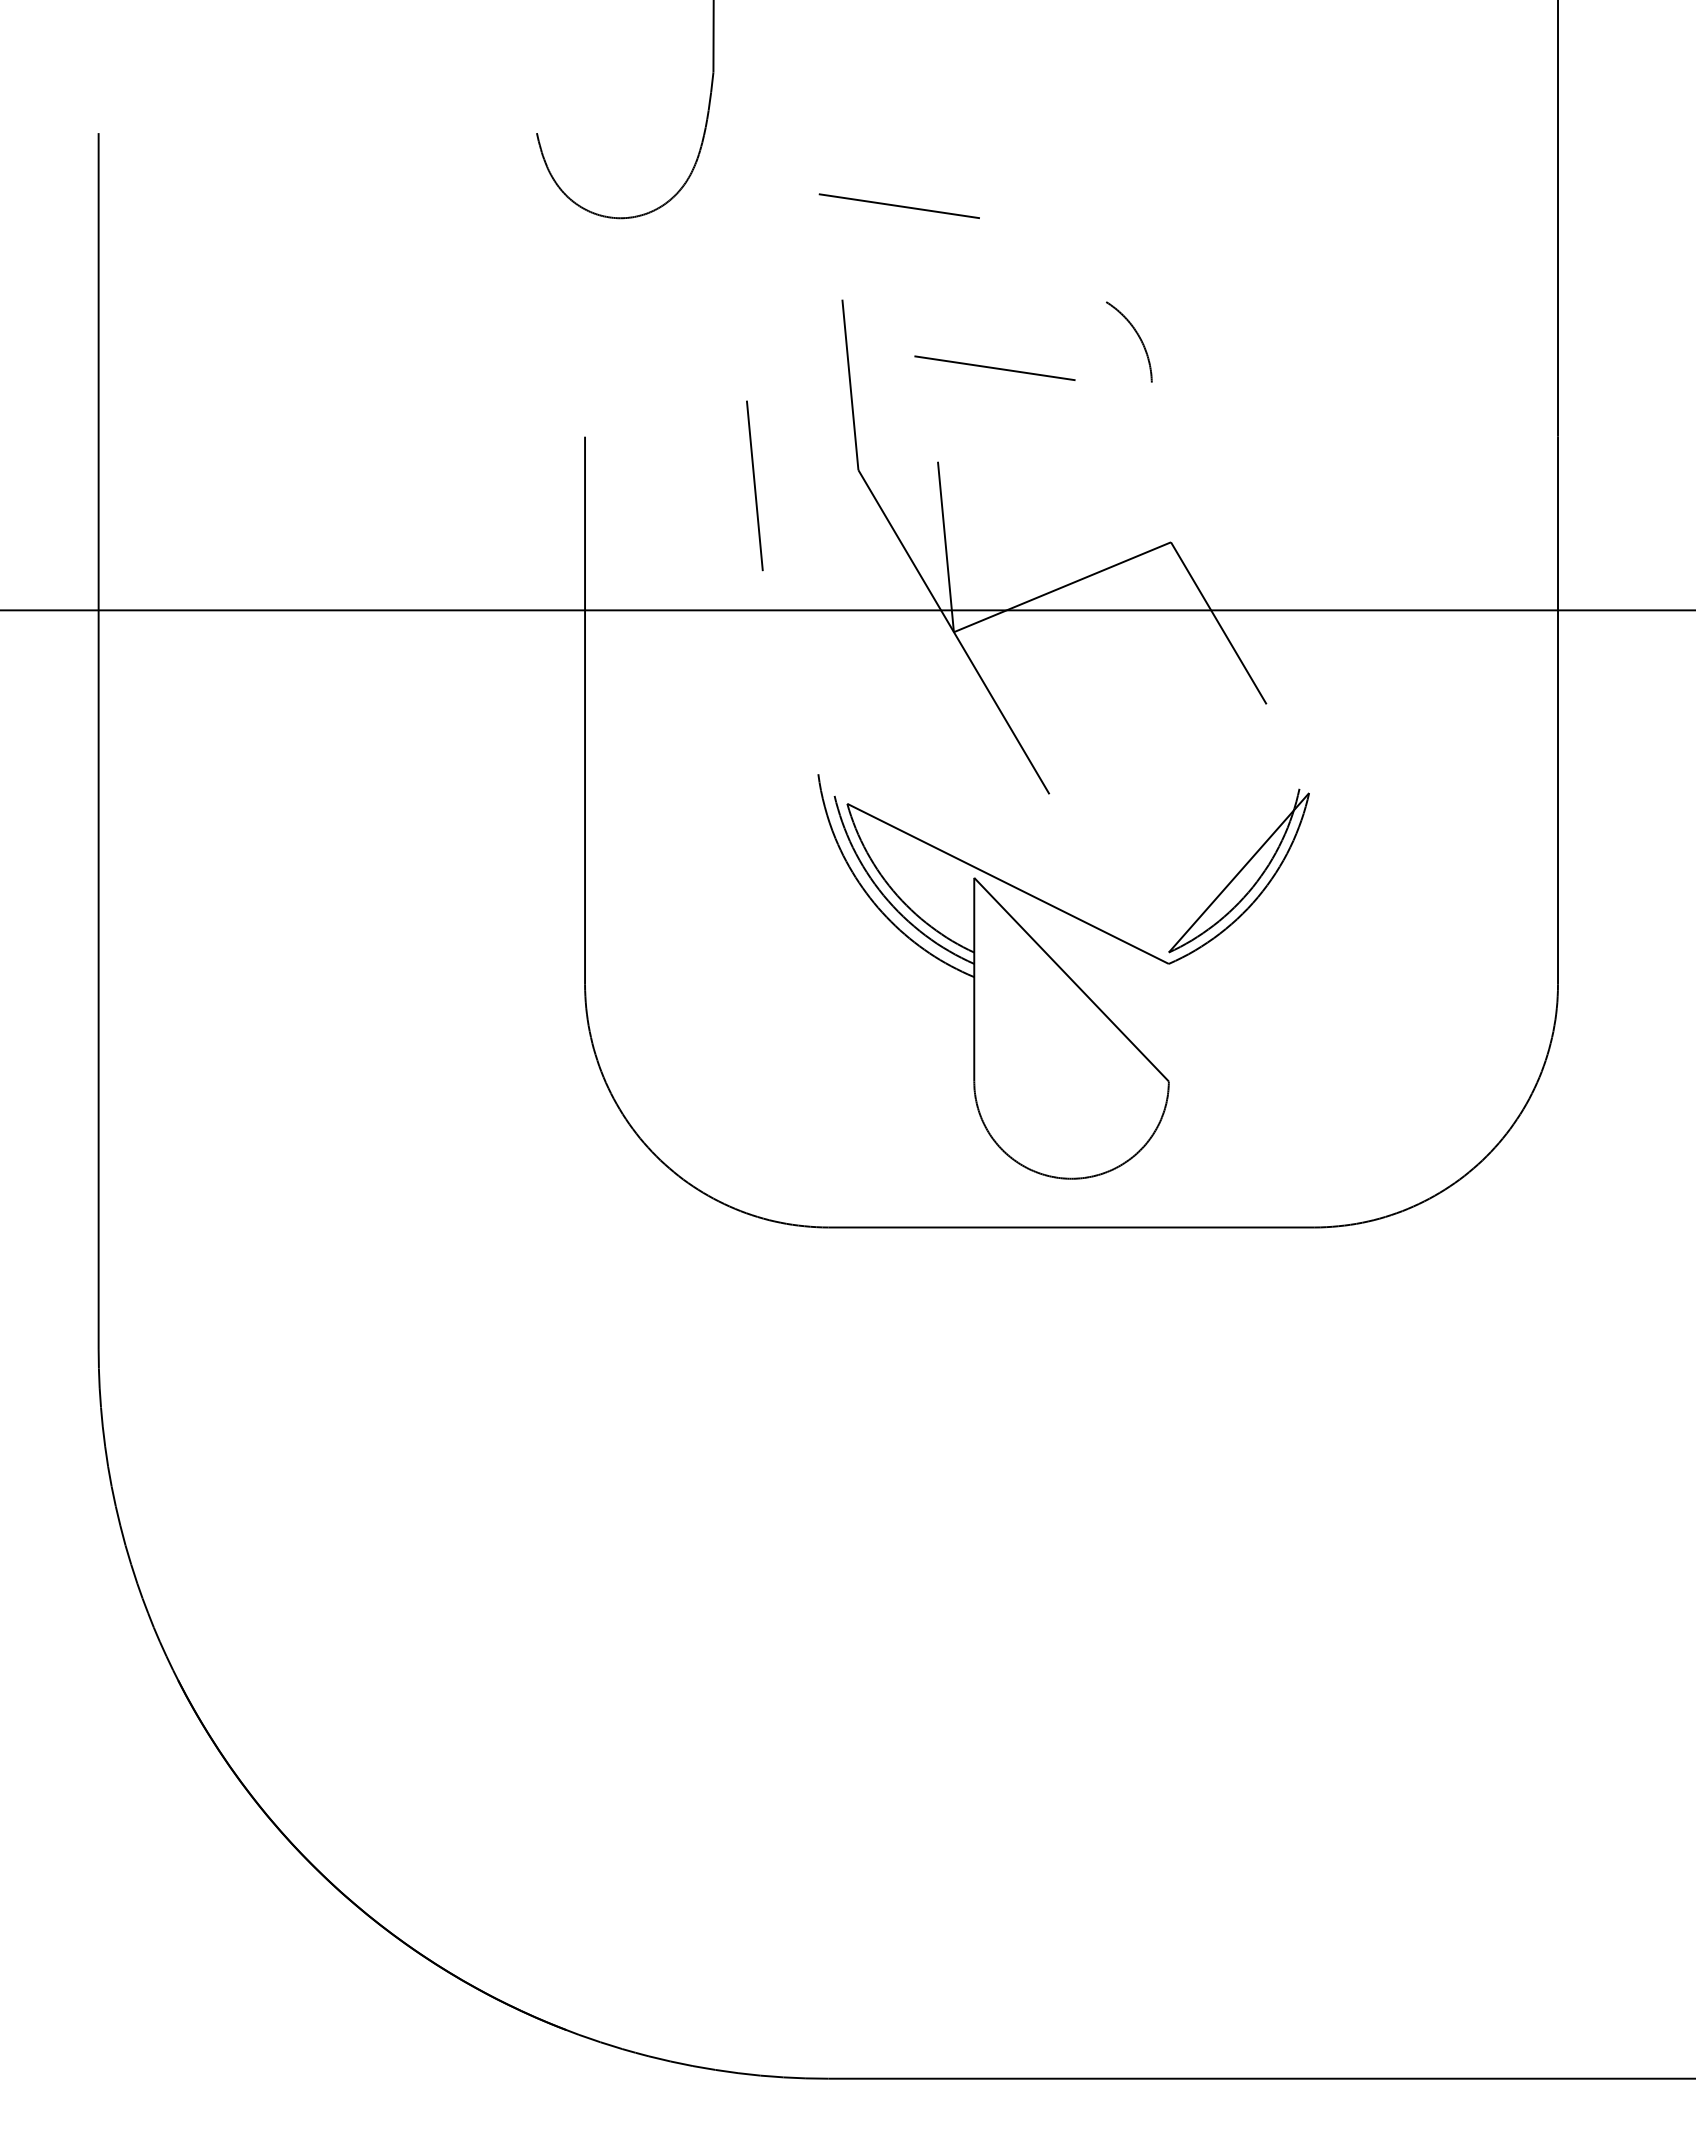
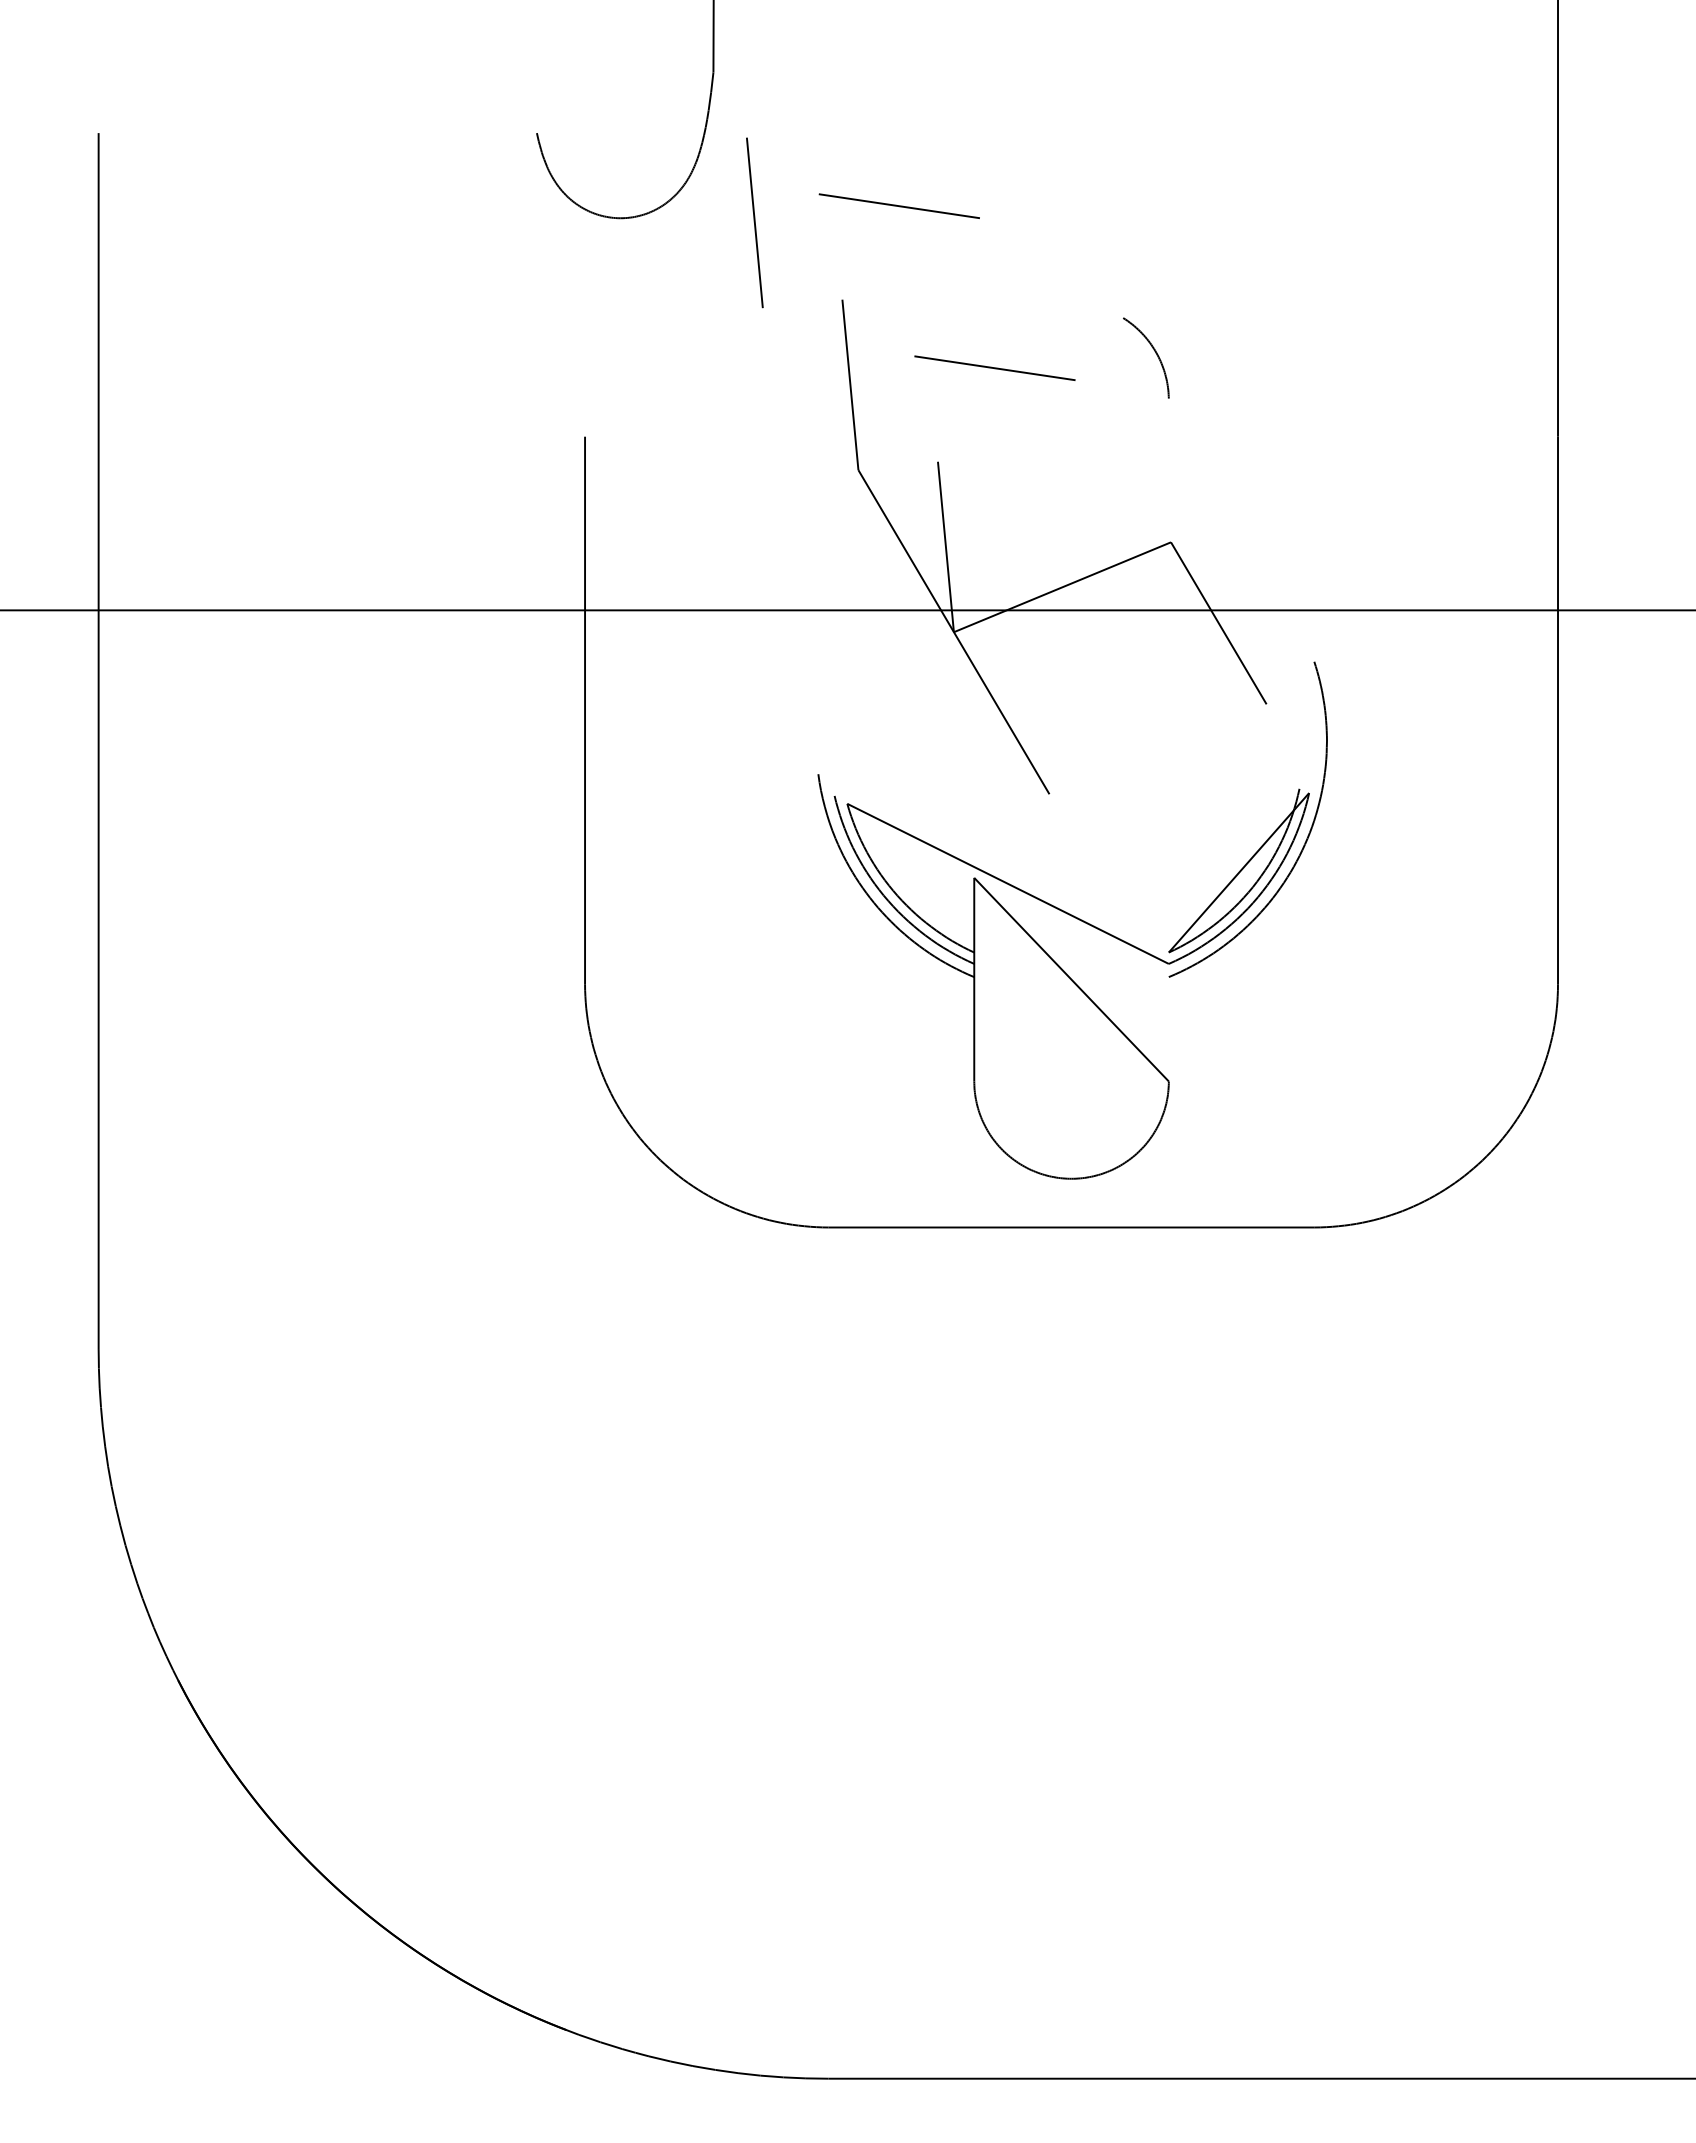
part position: (1138, 337) -> (1155, 353) (1155, 353)
line position: (754, 485) -> (754, 222) (754, 222)
part: none -> present (1304, 842)
